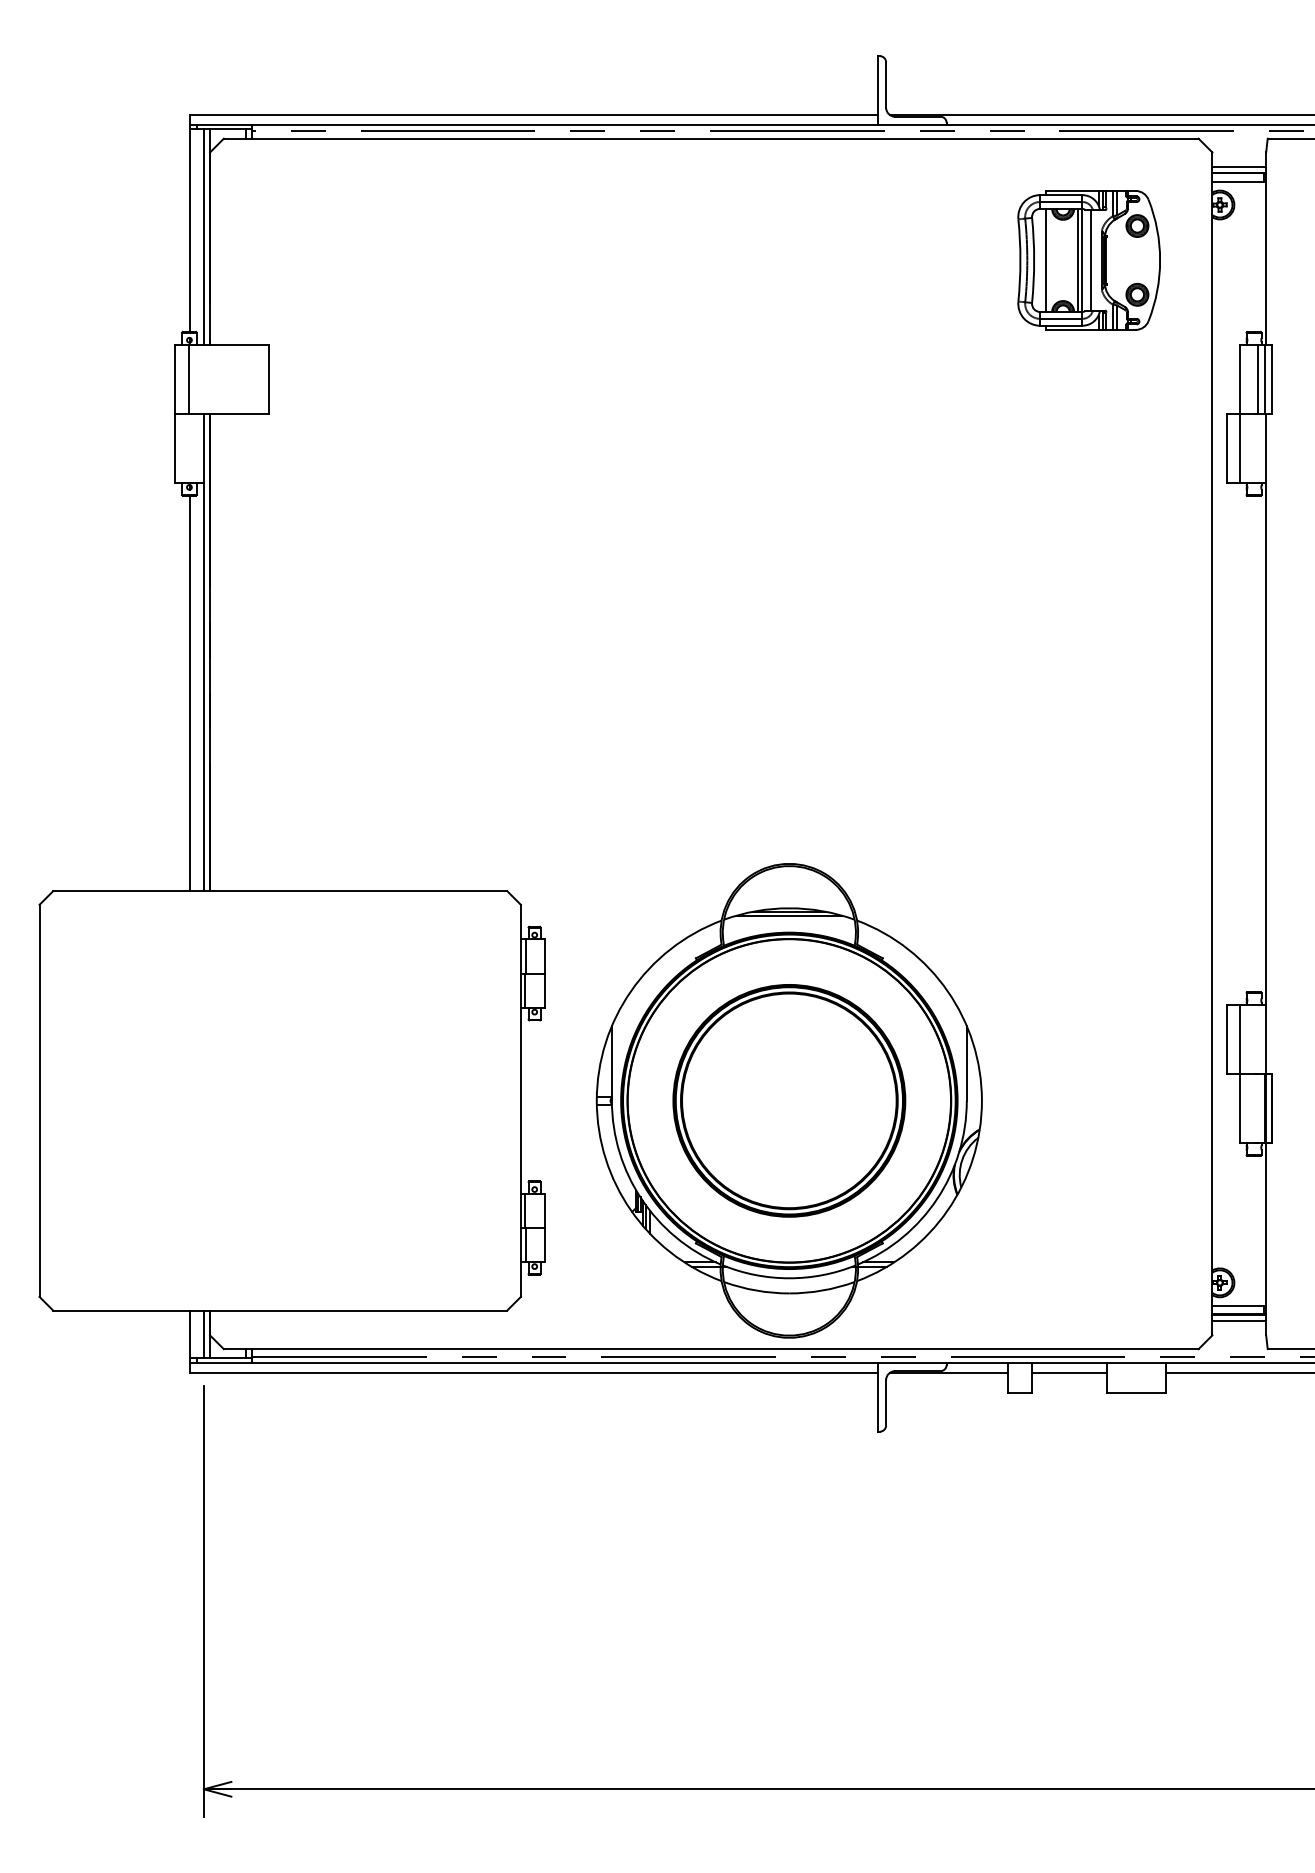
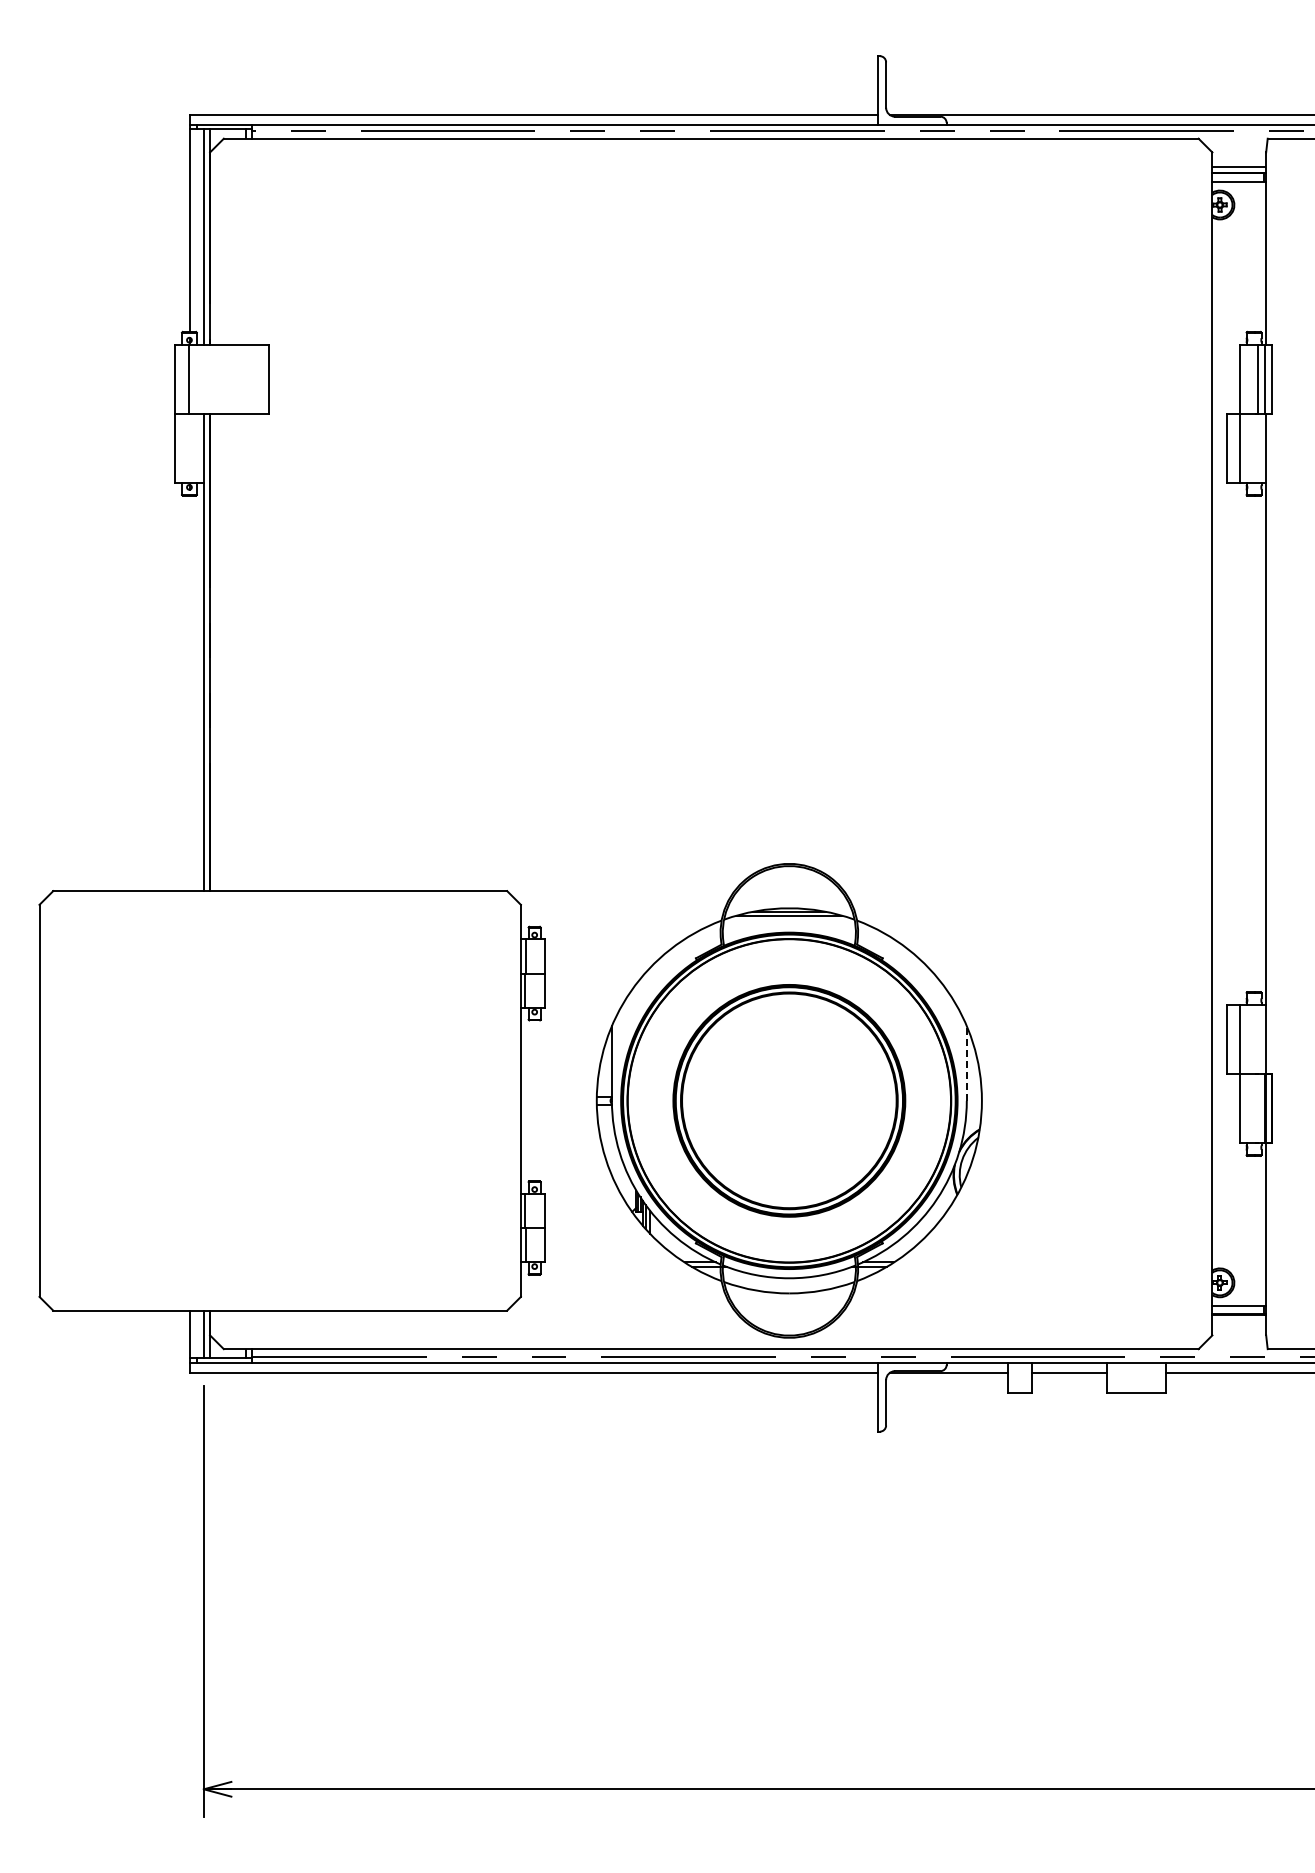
part: present -> none (1088, 260)
line: present -> none (190, 693)
line: solid -> dashed (966, 1062)
line: present -> none (1239, 1320)
